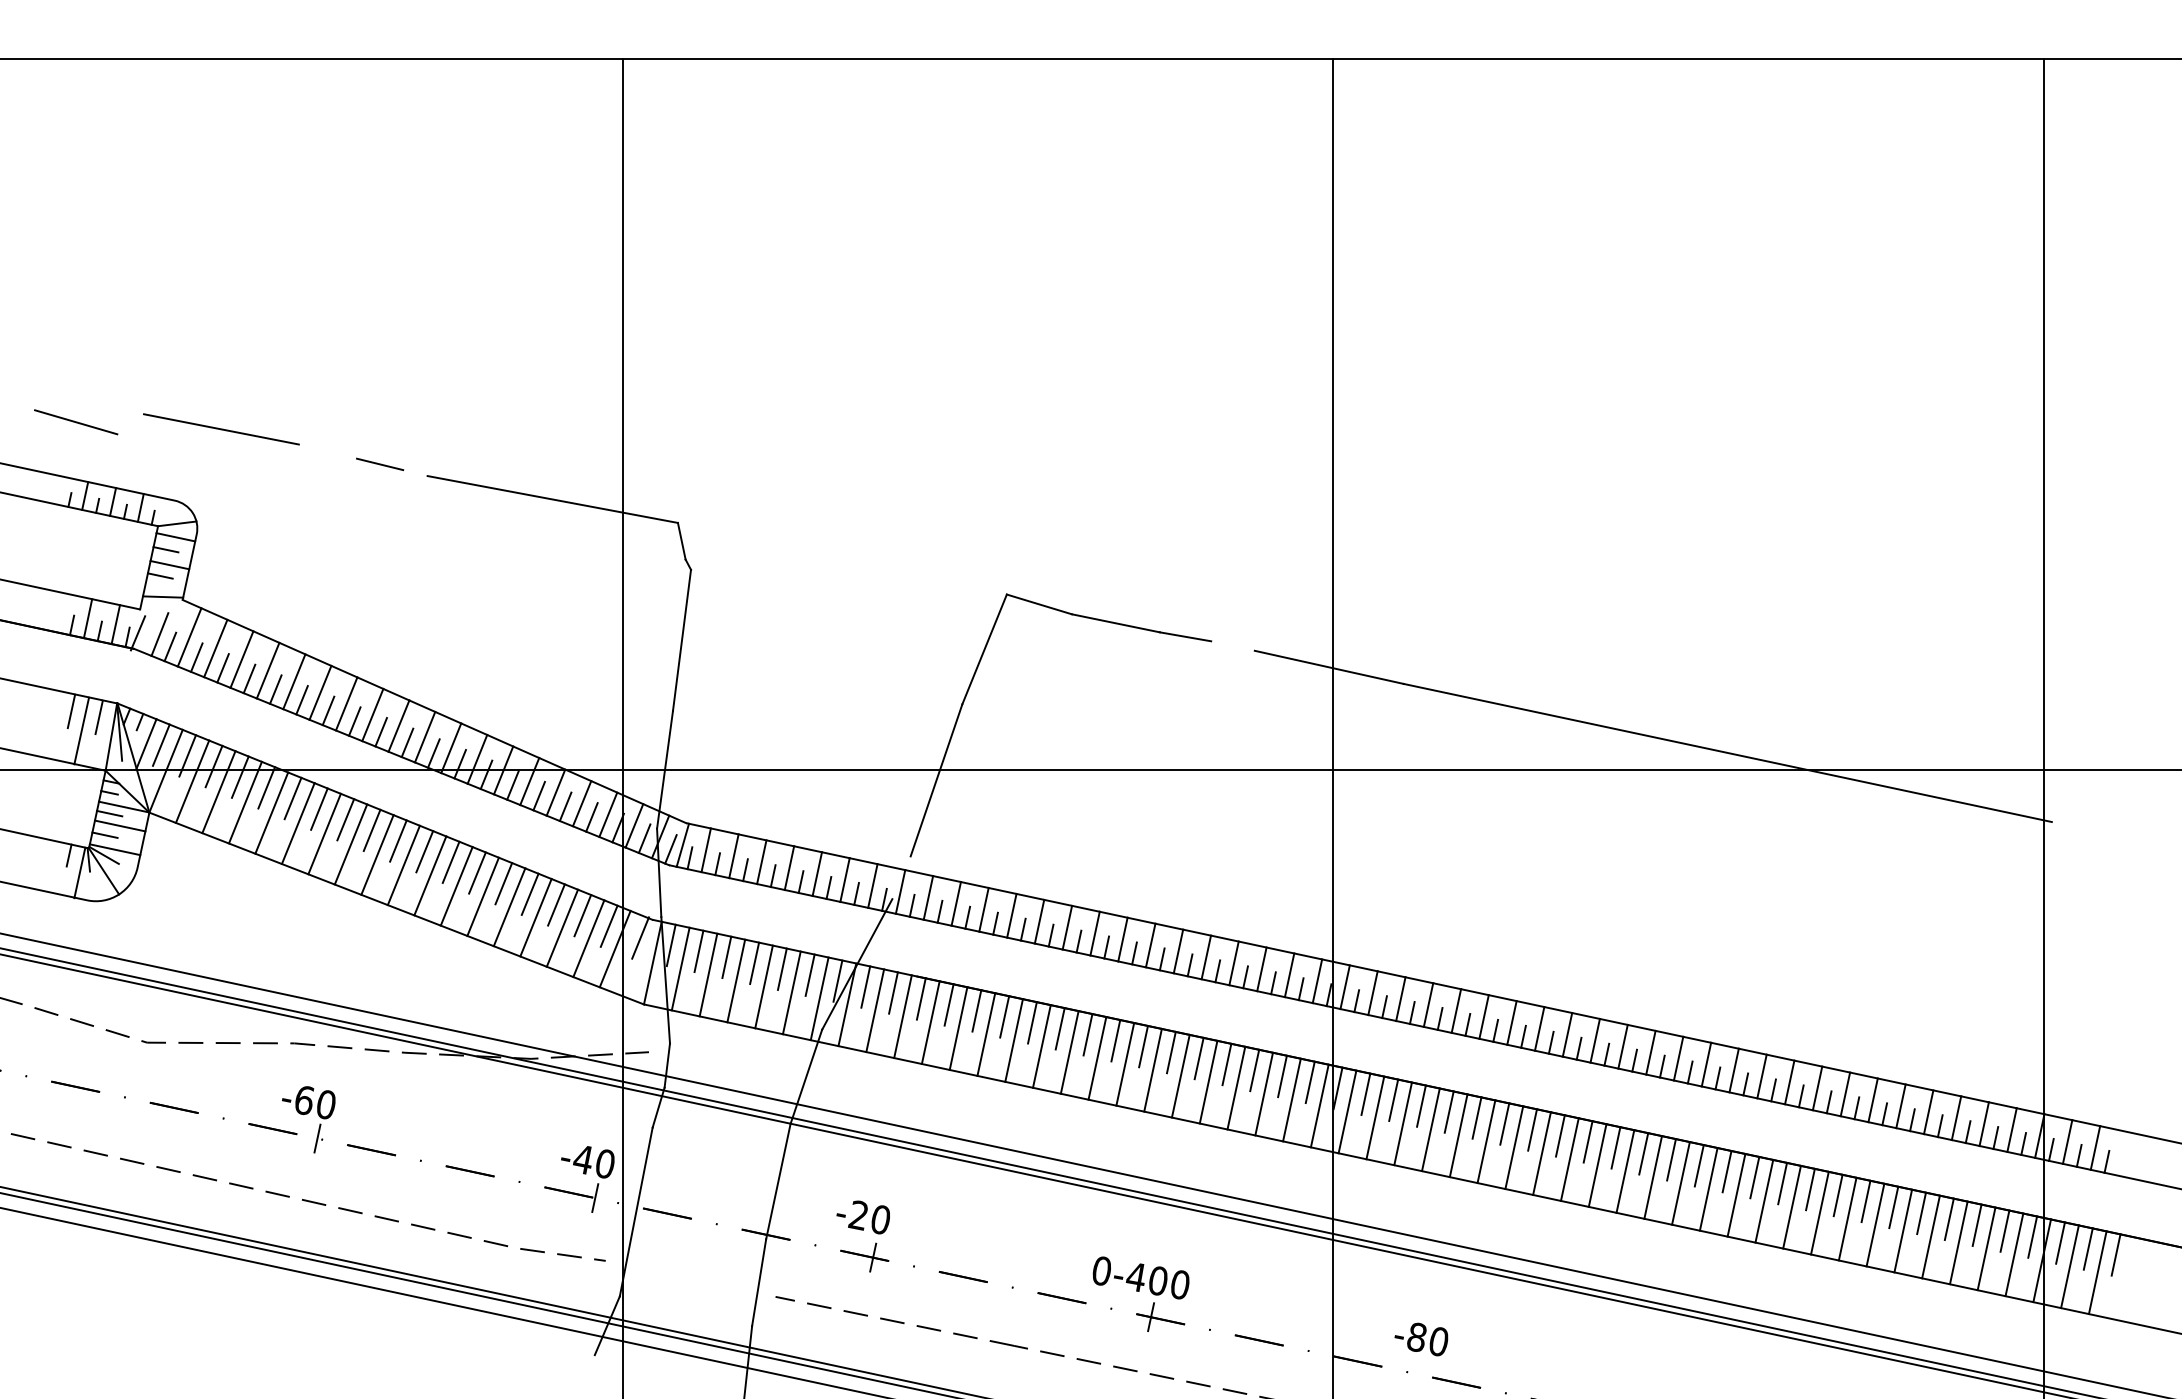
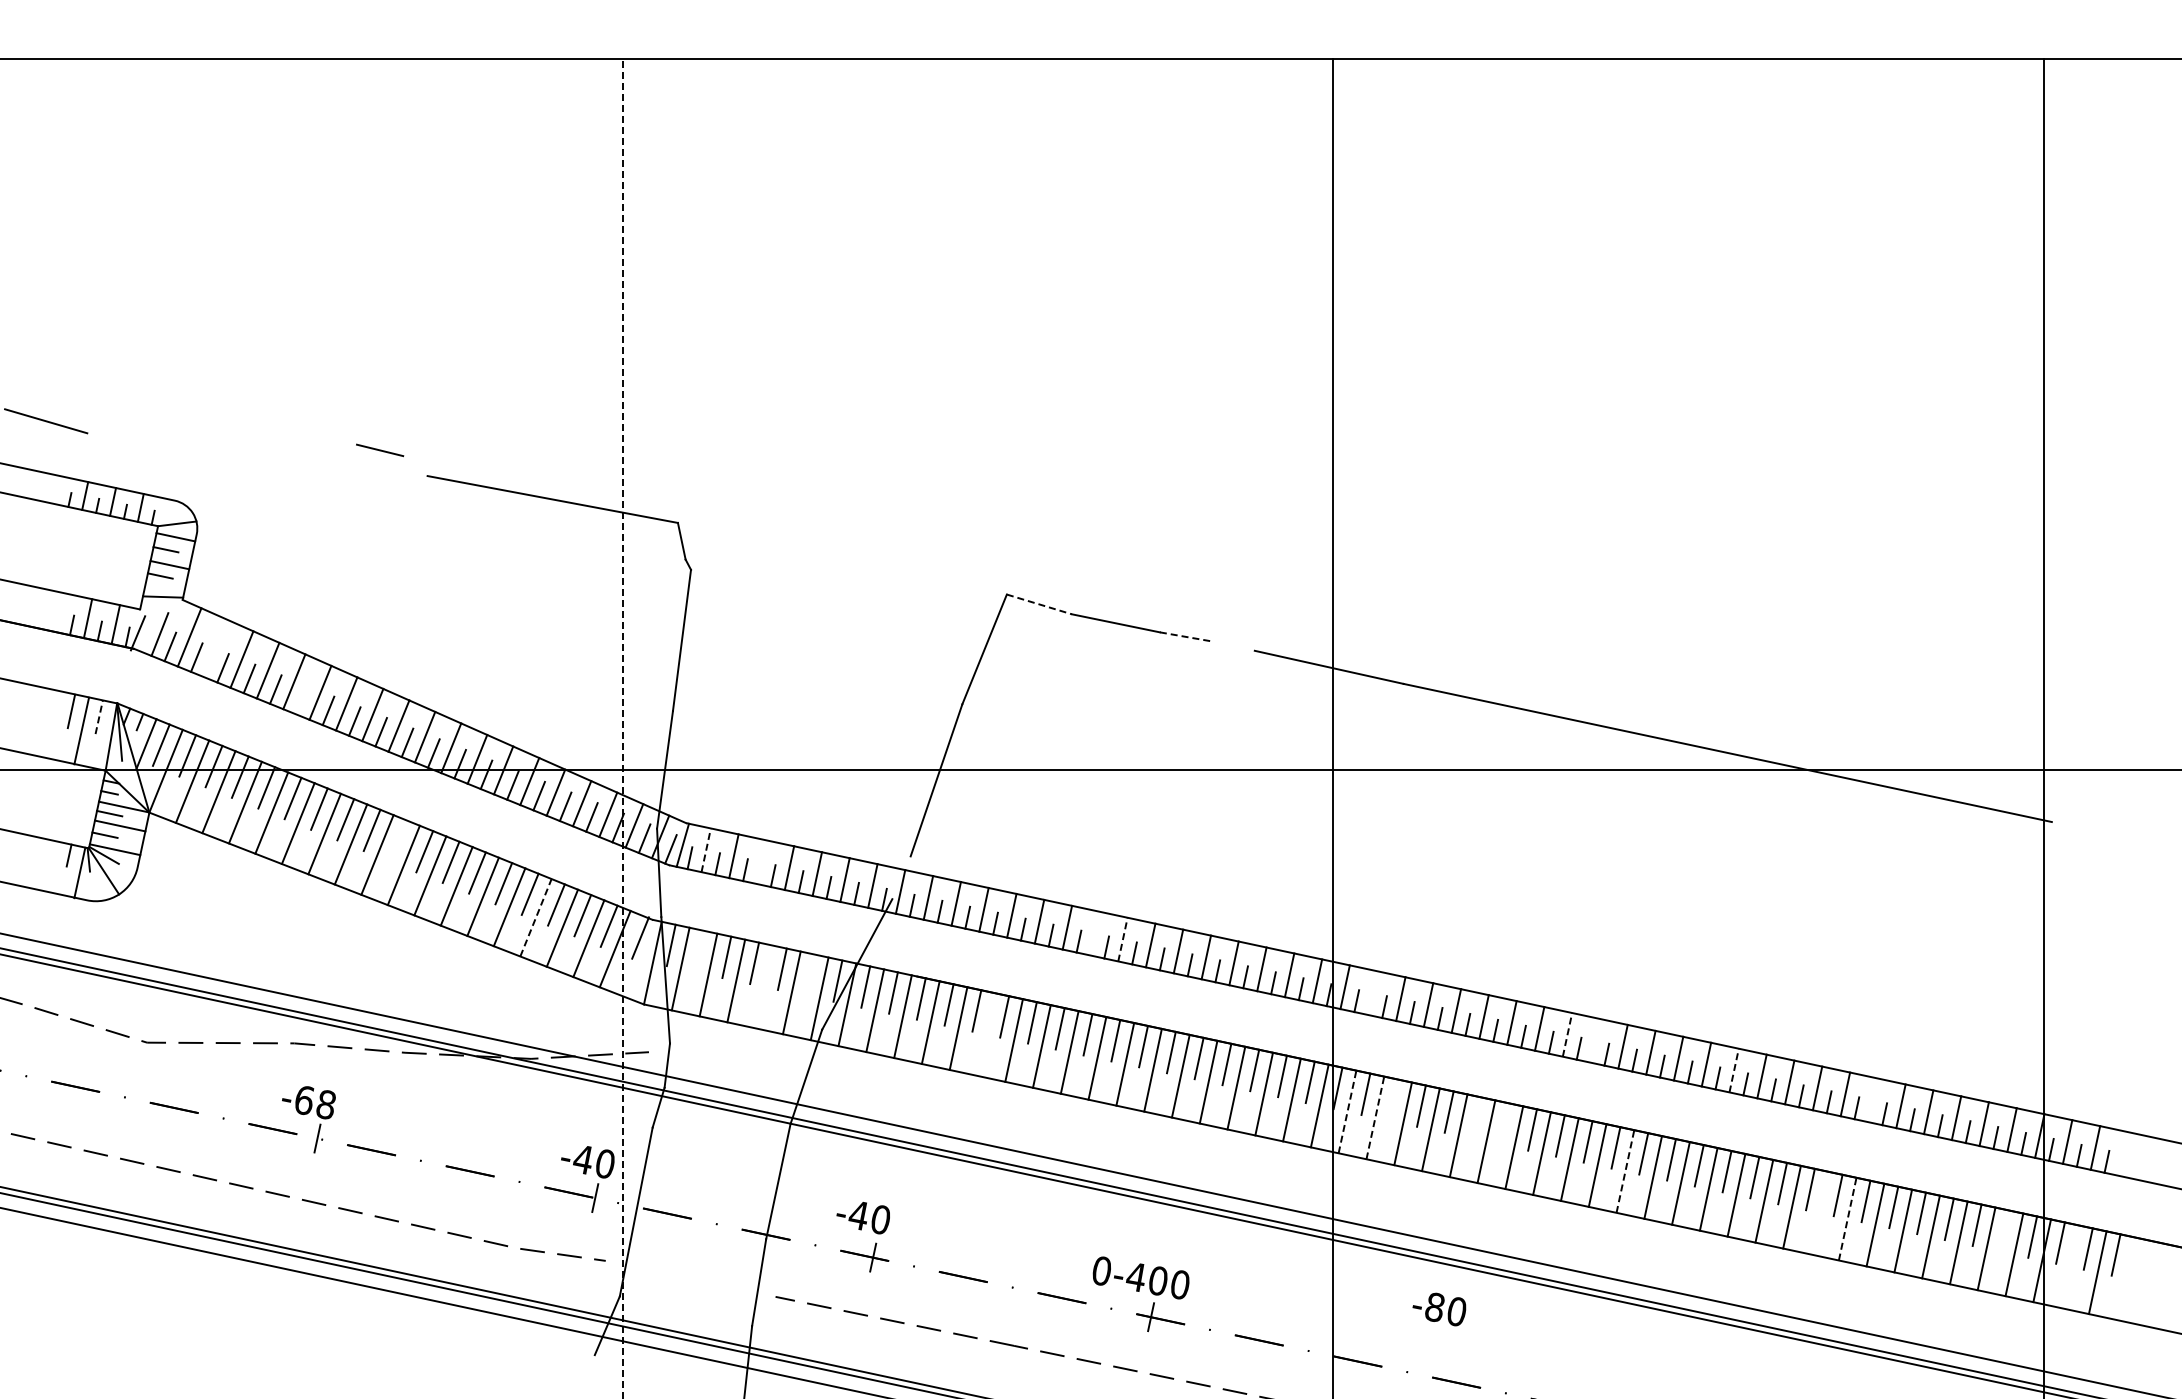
line position: (76, 422) -> (46, 421) (46, 421)
line: present -> none (221, 429)
line position: (380, 464) -> (380, 450) (380, 450)
line: solid -> dashed (1039, 604)
line: solid -> dashed (1186, 636)
line: present -> none (215, 648)
line: present -> none (301, 700)
line: solid -> dashed (99, 716)
line: solid -> dashed (622, 729)
line: present -> none (398, 840)
line: solid -> dashed (706, 849)
line: present -> none (761, 862)
line: solid -> dashed (536, 917)
line: present -> none (1094, 933)
line: solid -> dashed (1123, 939)
line: present -> none (698, 951)
line: present -> none (809, 974)
line: present -> none (763, 986)
line: present -> none (1372, 993)
line: present -> none (986, 1034)
line: solid -> dashed (1567, 1034)
line: present -> none (1594, 1040)
line: solid -> dashed (1734, 1070)
line: present -> none (1393, 1099)
line: present -> none (1872, 1100)
text: -60 -> -68 (325, 1104)
line: solid -> dashed (1347, 1111)
line: solid -> dashed (1375, 1117)
line: present -> none (1476, 1117)
line: present -> none (1504, 1123)
line: solid -> dashed (1625, 1171)
line: present -> none (1819, 1212)
text: -20 -> -40 (857, 1215)
line: solid -> dashed (1847, 1218)
line: present -> none (2004, 1230)
line: present -> none (2069, 1266)
text position: (1421, 1339) -> (1439, 1309) (1439, 1309)
